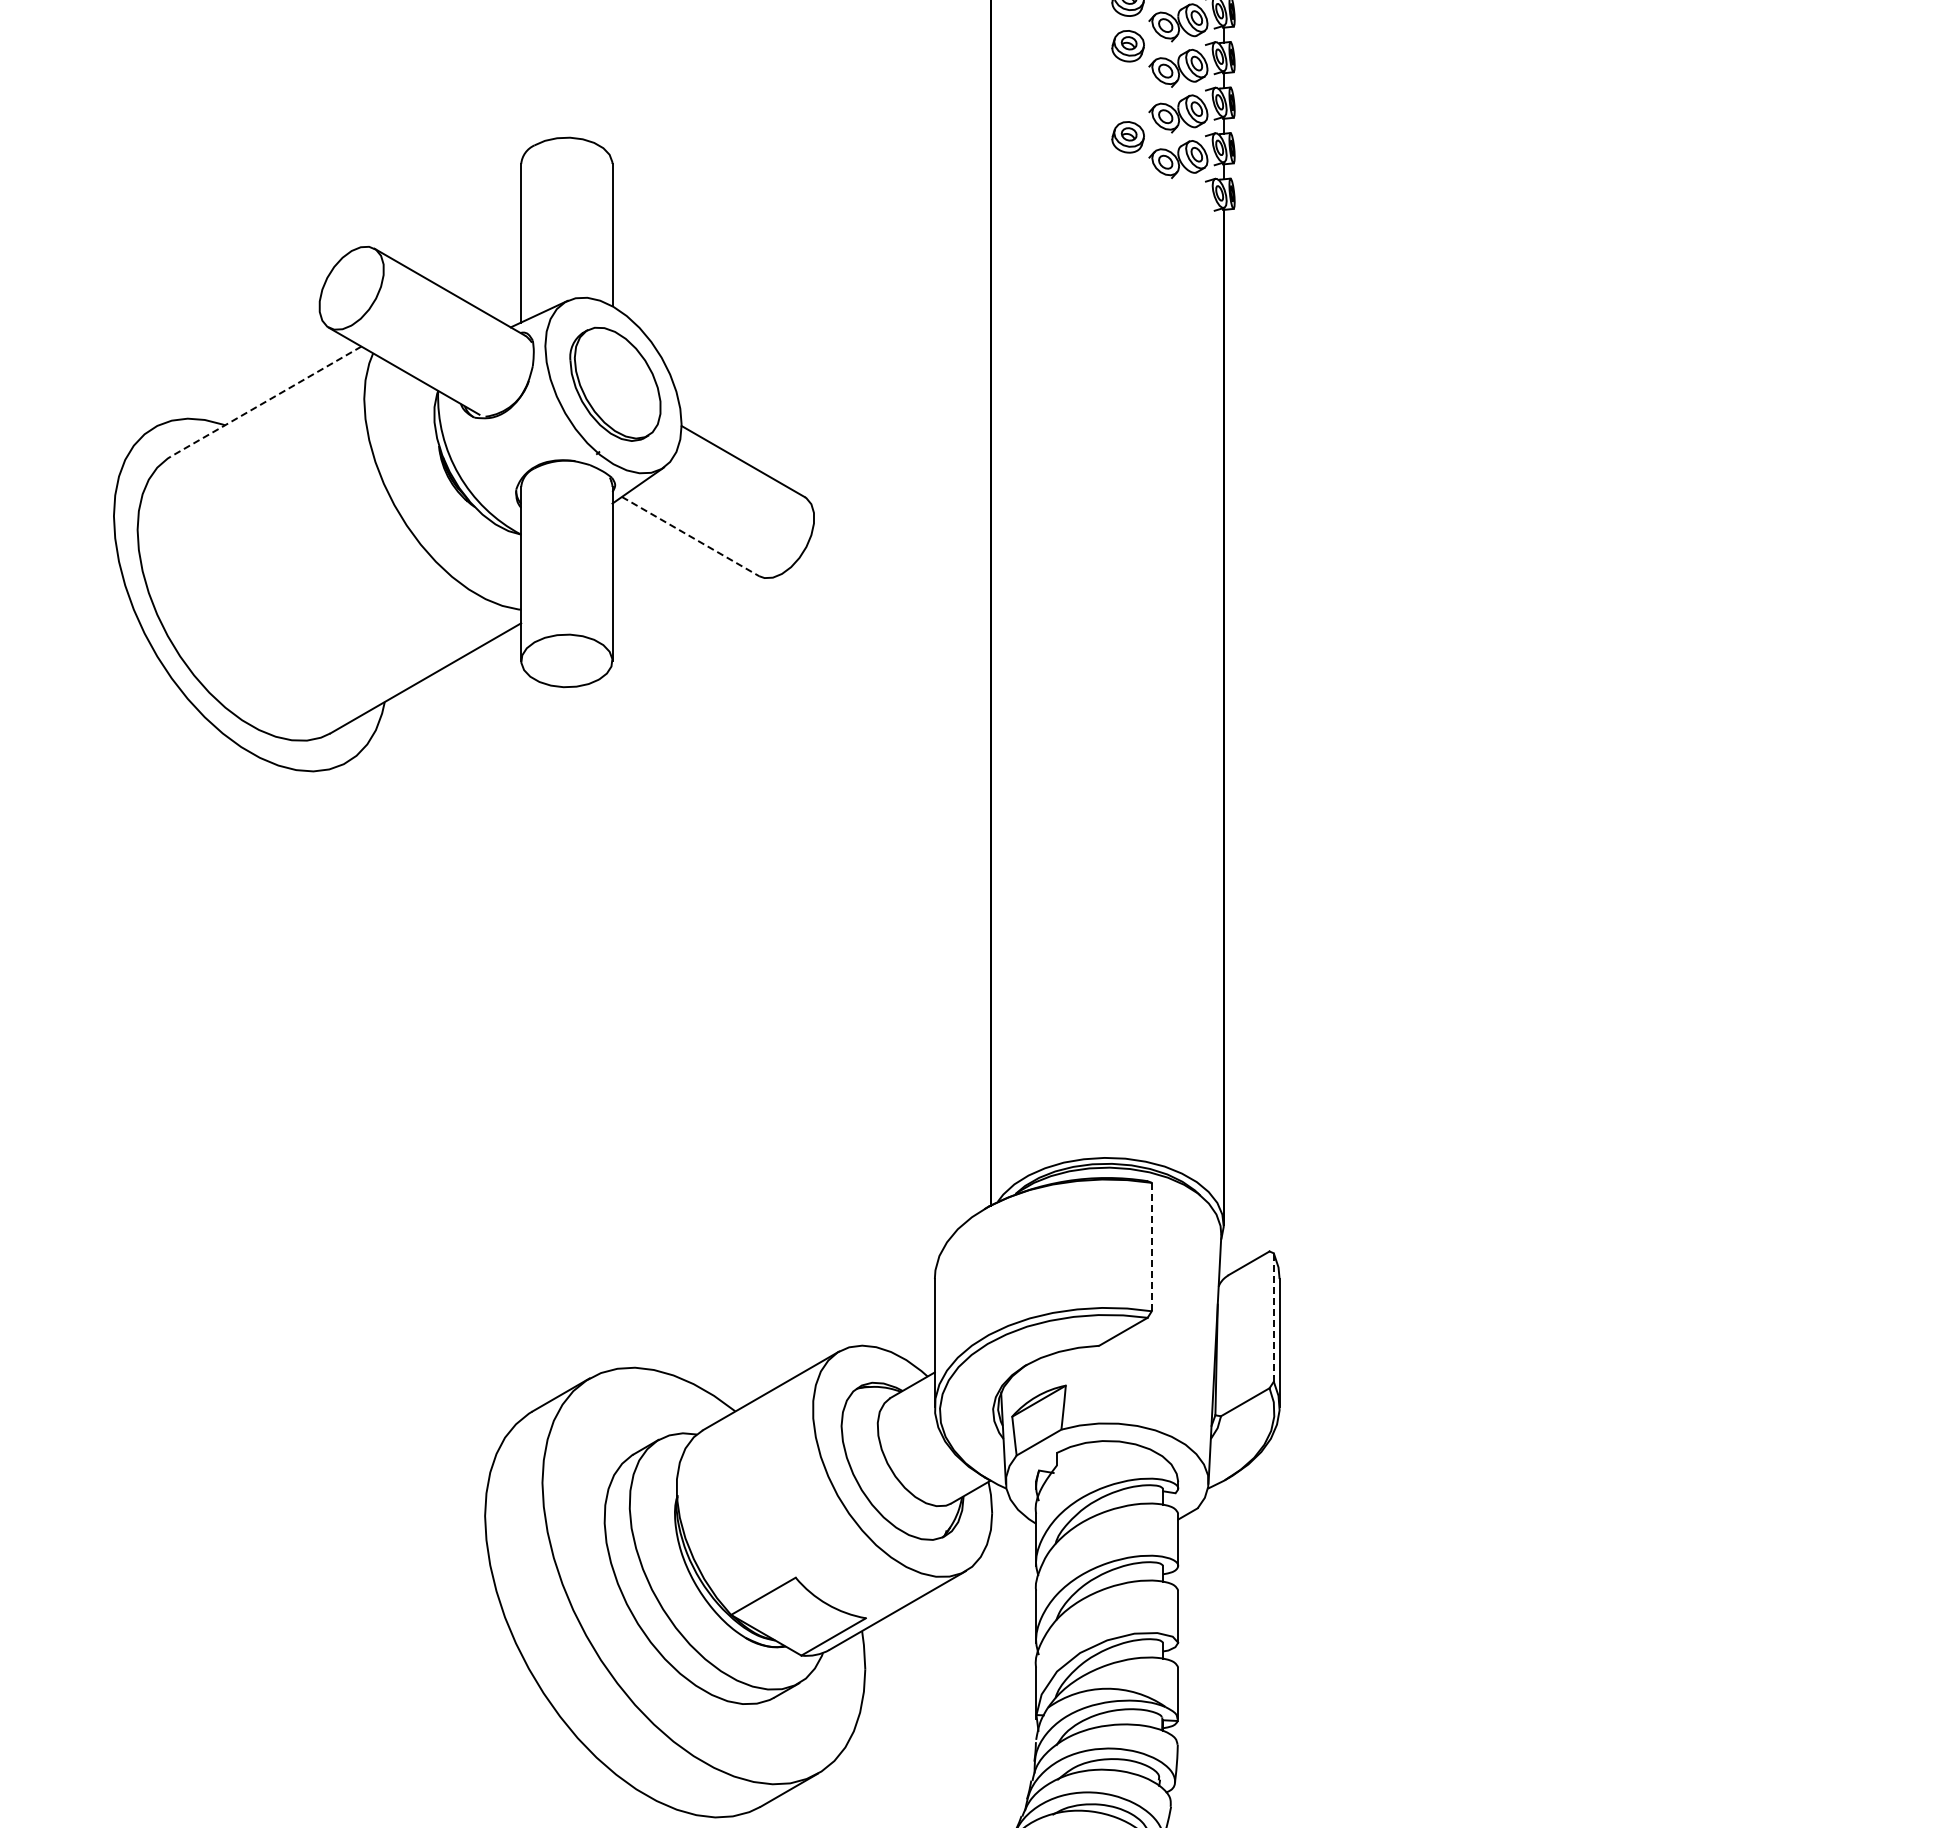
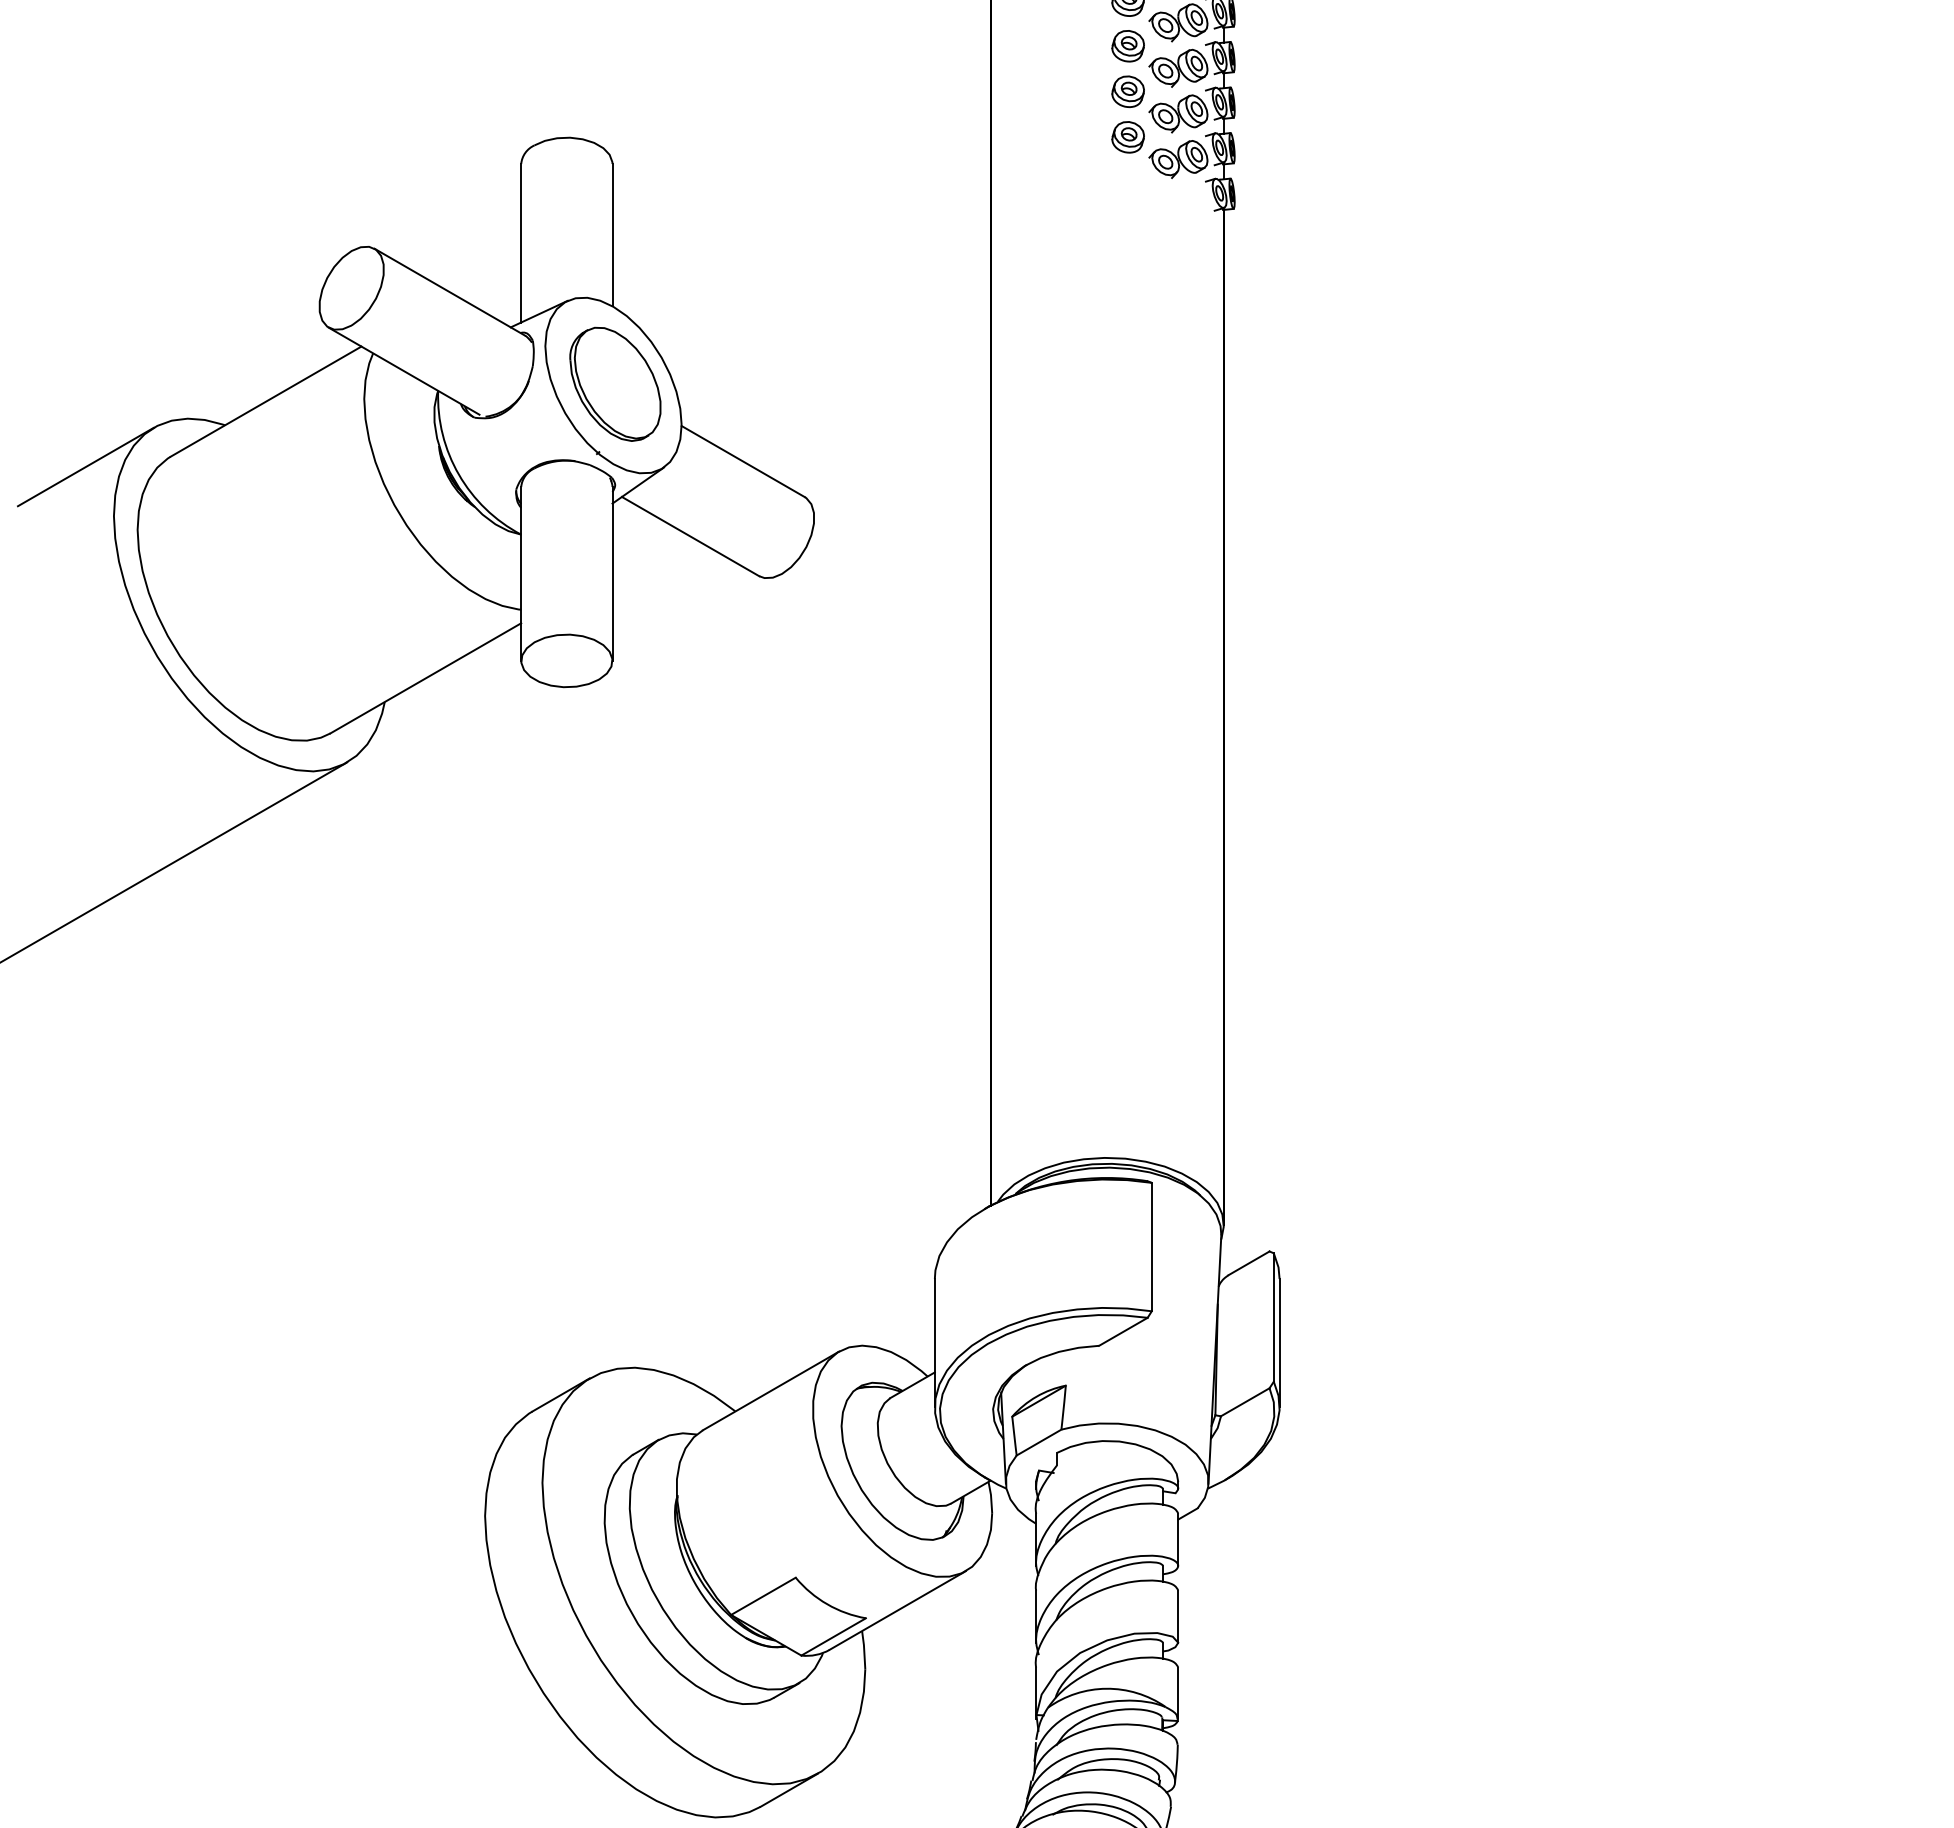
part: none -> present (1127, 91)
line: dashed -> solid (265, 401)
line: none -> present (85, 466)
line: dashed -> solid (691, 536)
line: none -> present (174, 861)
line: dashed -> solid (1151, 1246)
line: dashed -> solid (1273, 1317)
